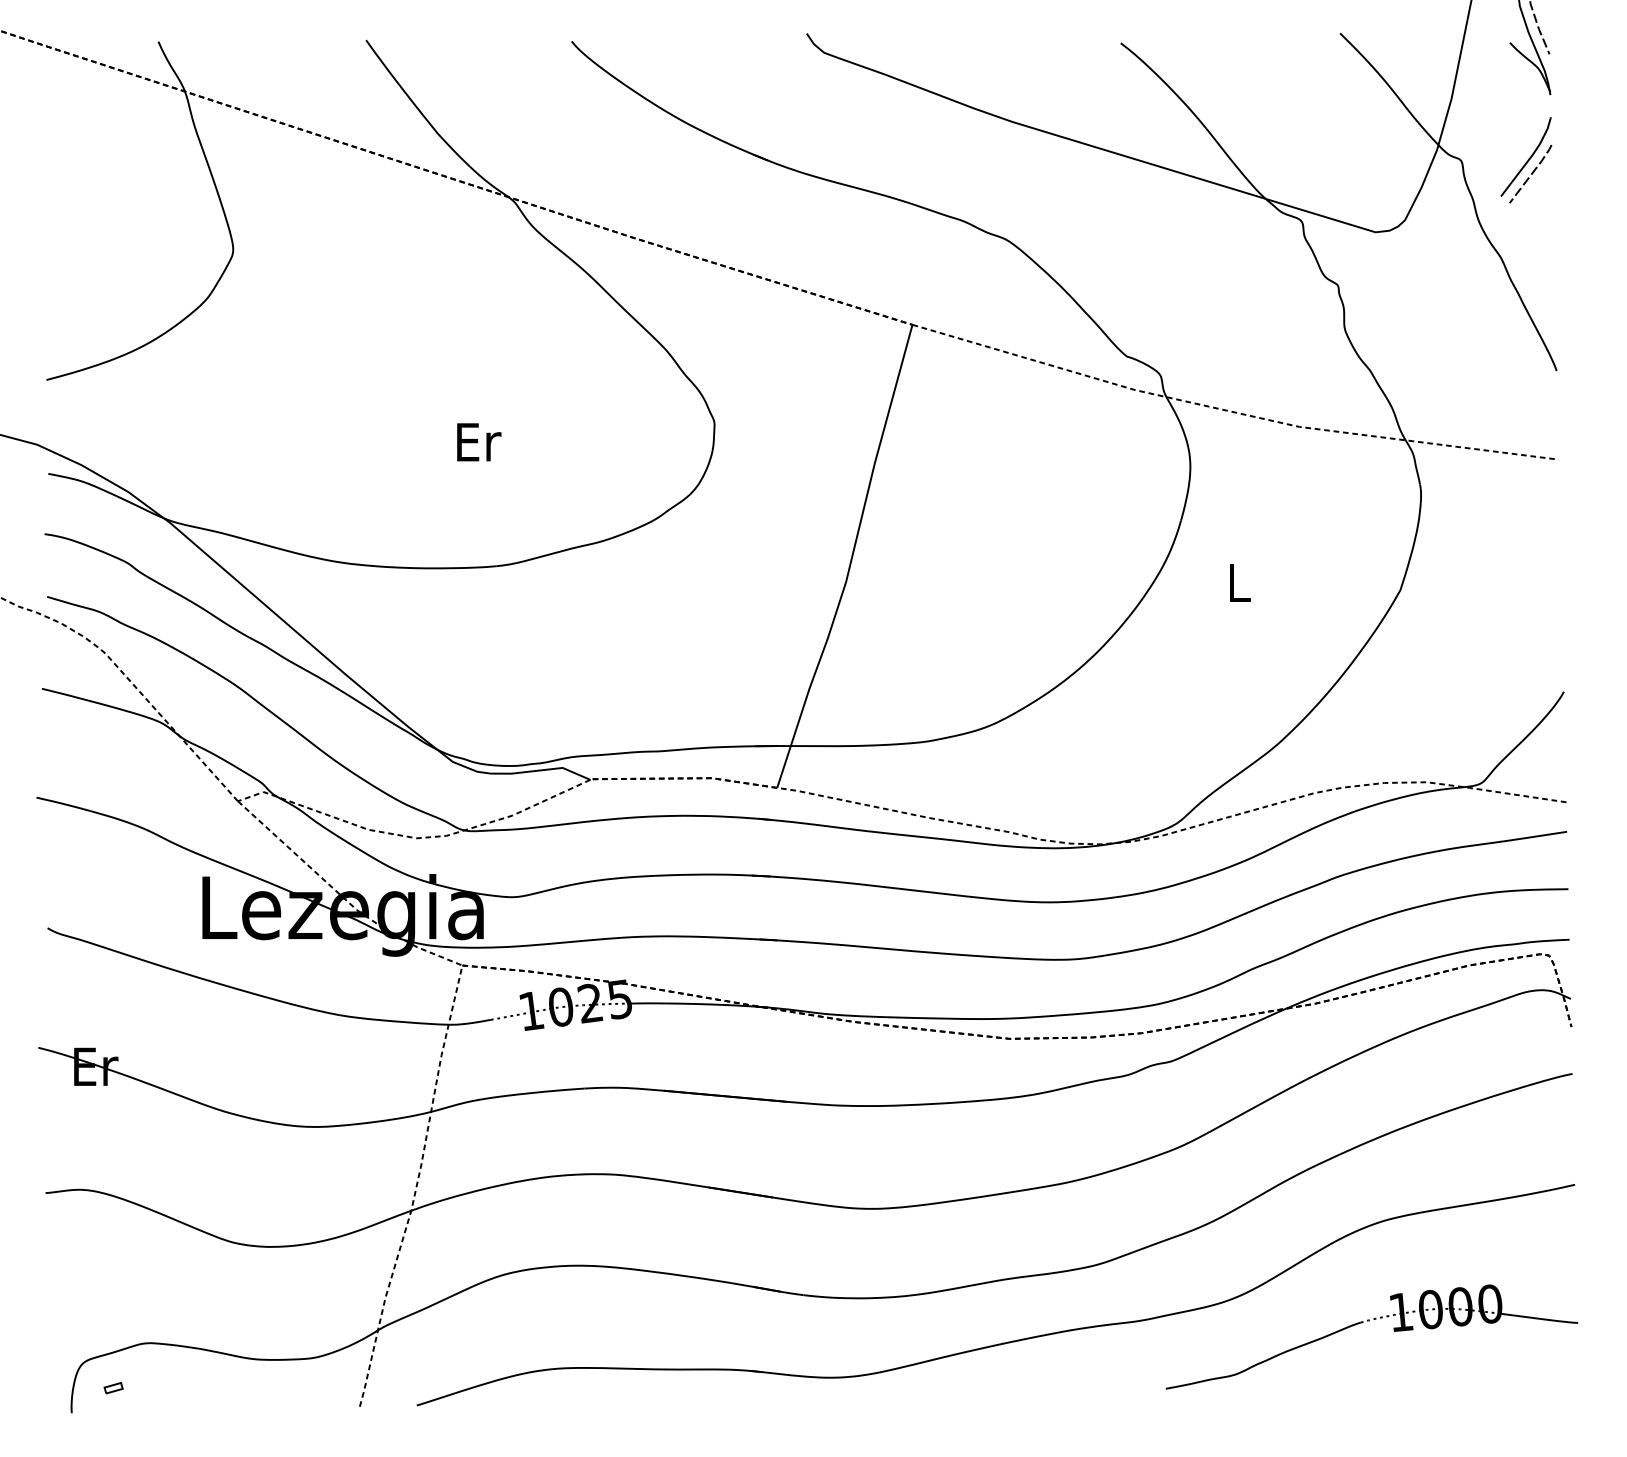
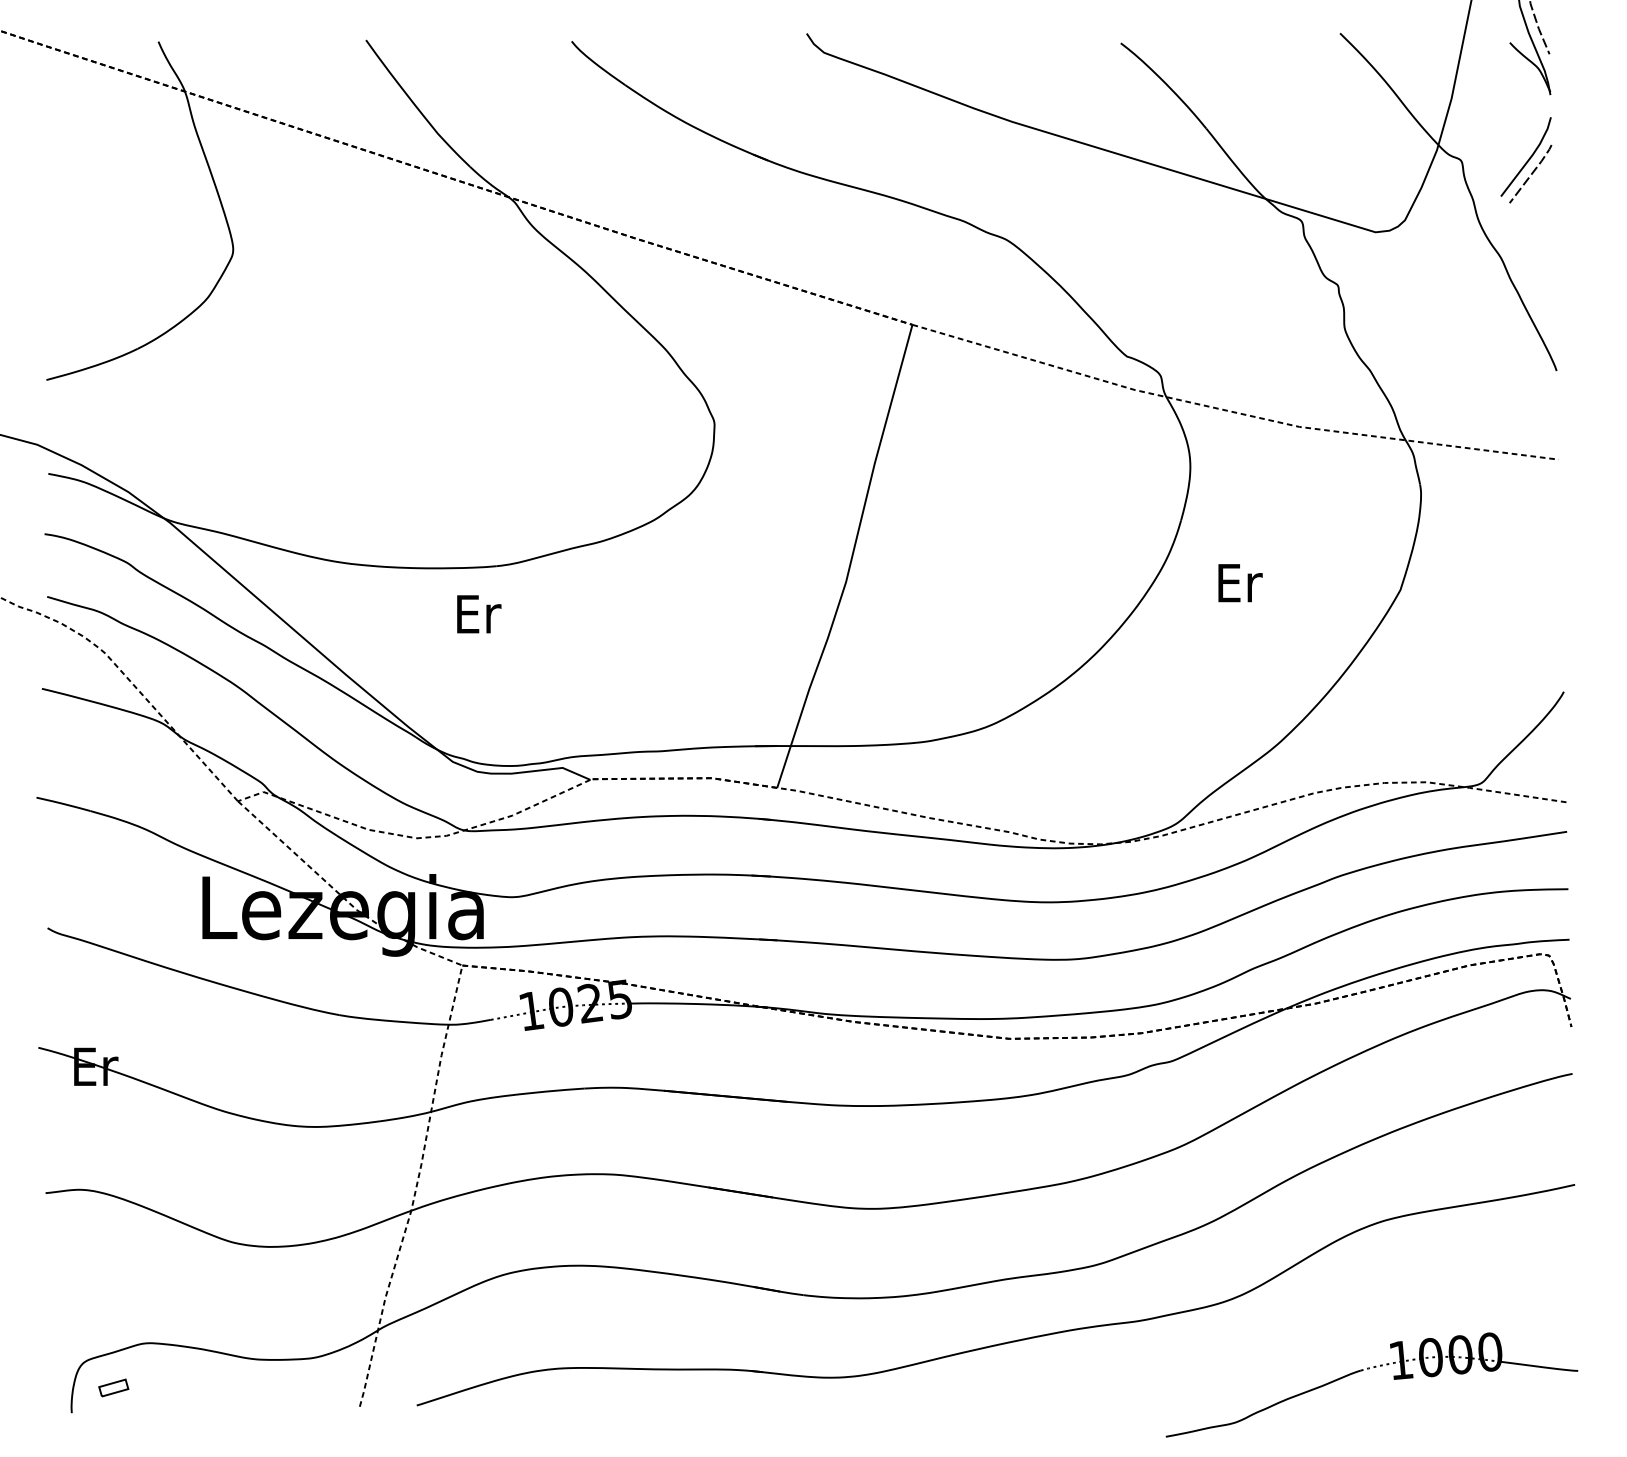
text position: (479, 442) -> (479, 614) (479, 614)
text: L -> Er (1240, 583)
part position: (1369, 1321) -> (1369, 1369) (1369, 1369)
part size: 21x13 px -> 32x20 px (113, 1387)
